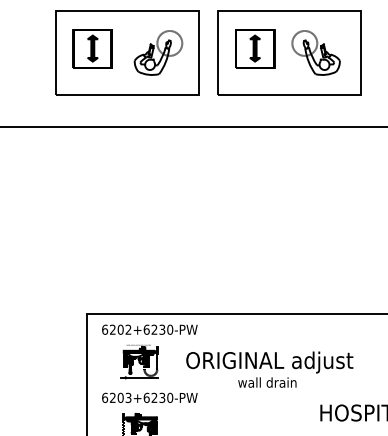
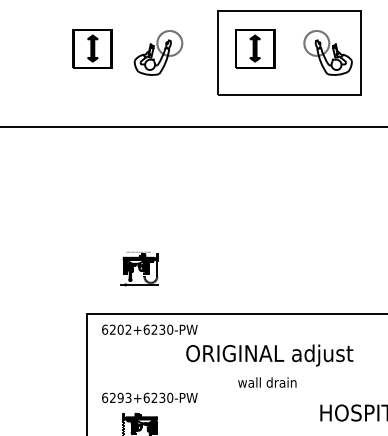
part: present -> none (127, 52)
part position: (315, 52) -> (327, 52) (327, 52)
part position: (139, 361) -> (139, 268) (139, 268)
text position: (269, 362) -> (269, 355) (269, 355)
text: 6203+6230-PW -> 6293+6230-PW (120, 397)
